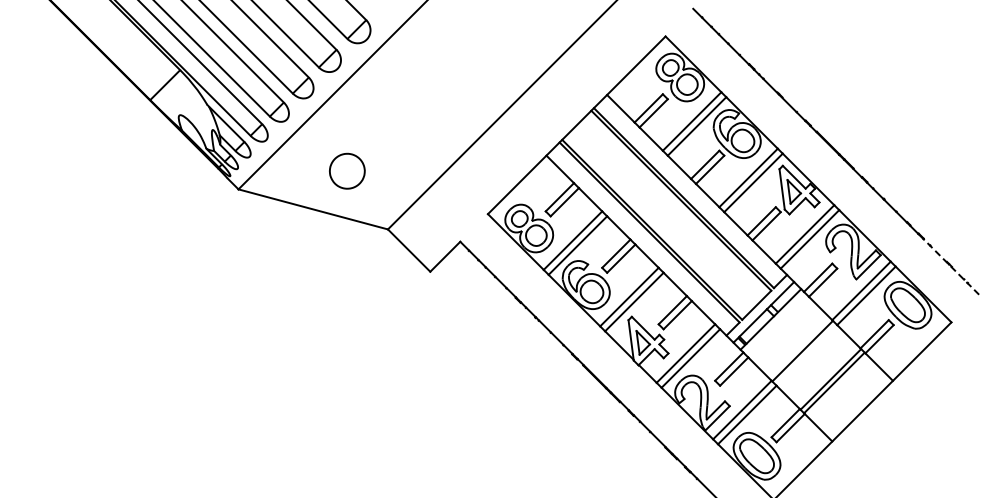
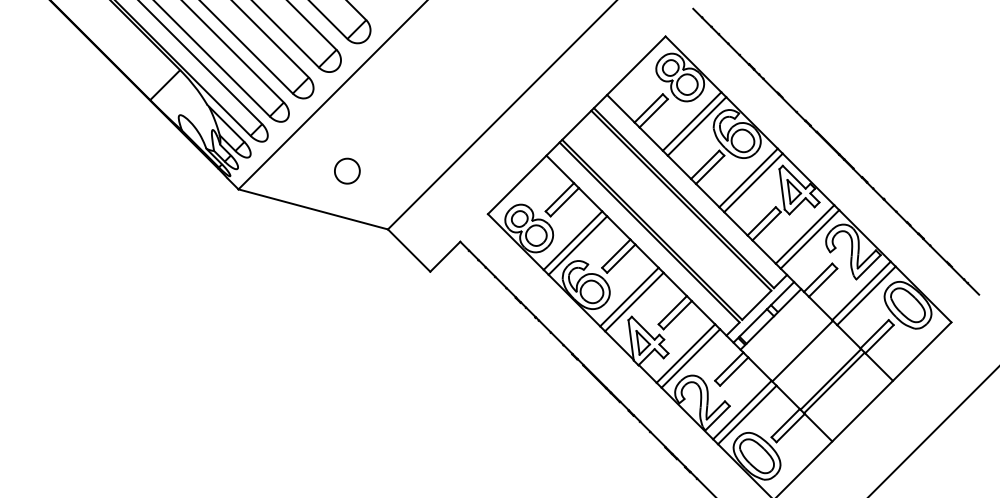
part size: 37x38 px -> 27x28 px (347, 170)
line: dashed -> solid (950, 266)
line: none -> present (933, 431)
